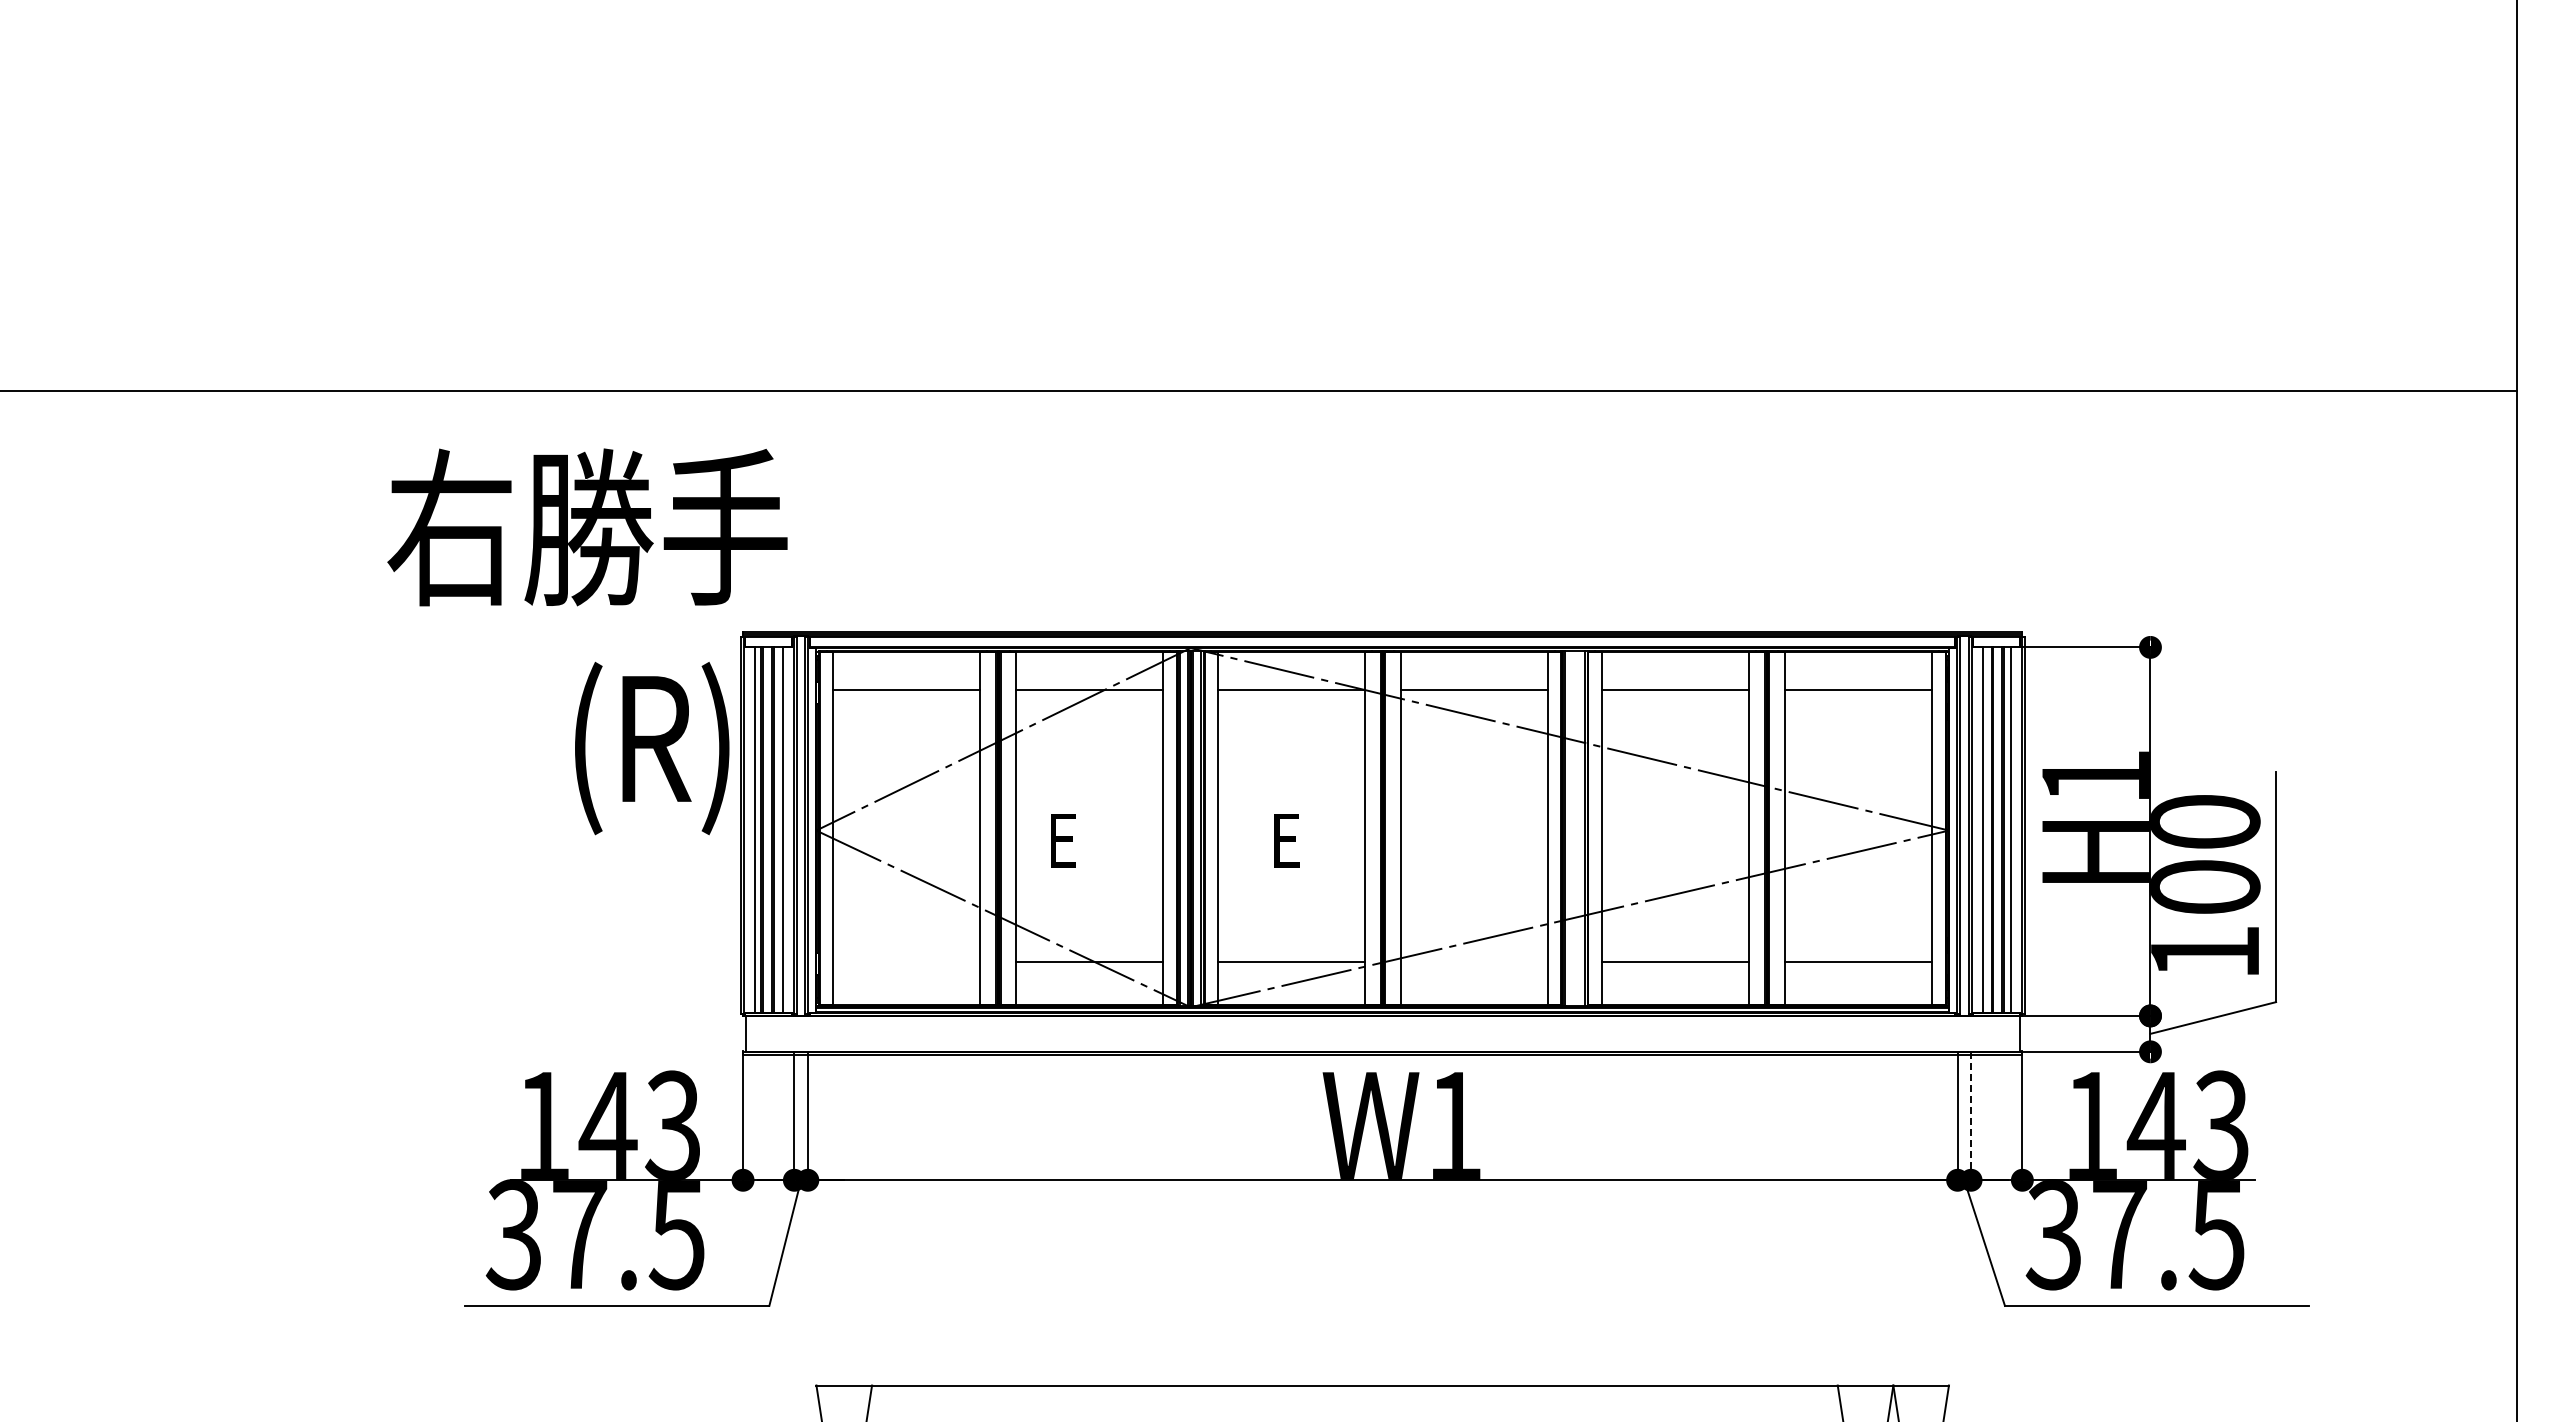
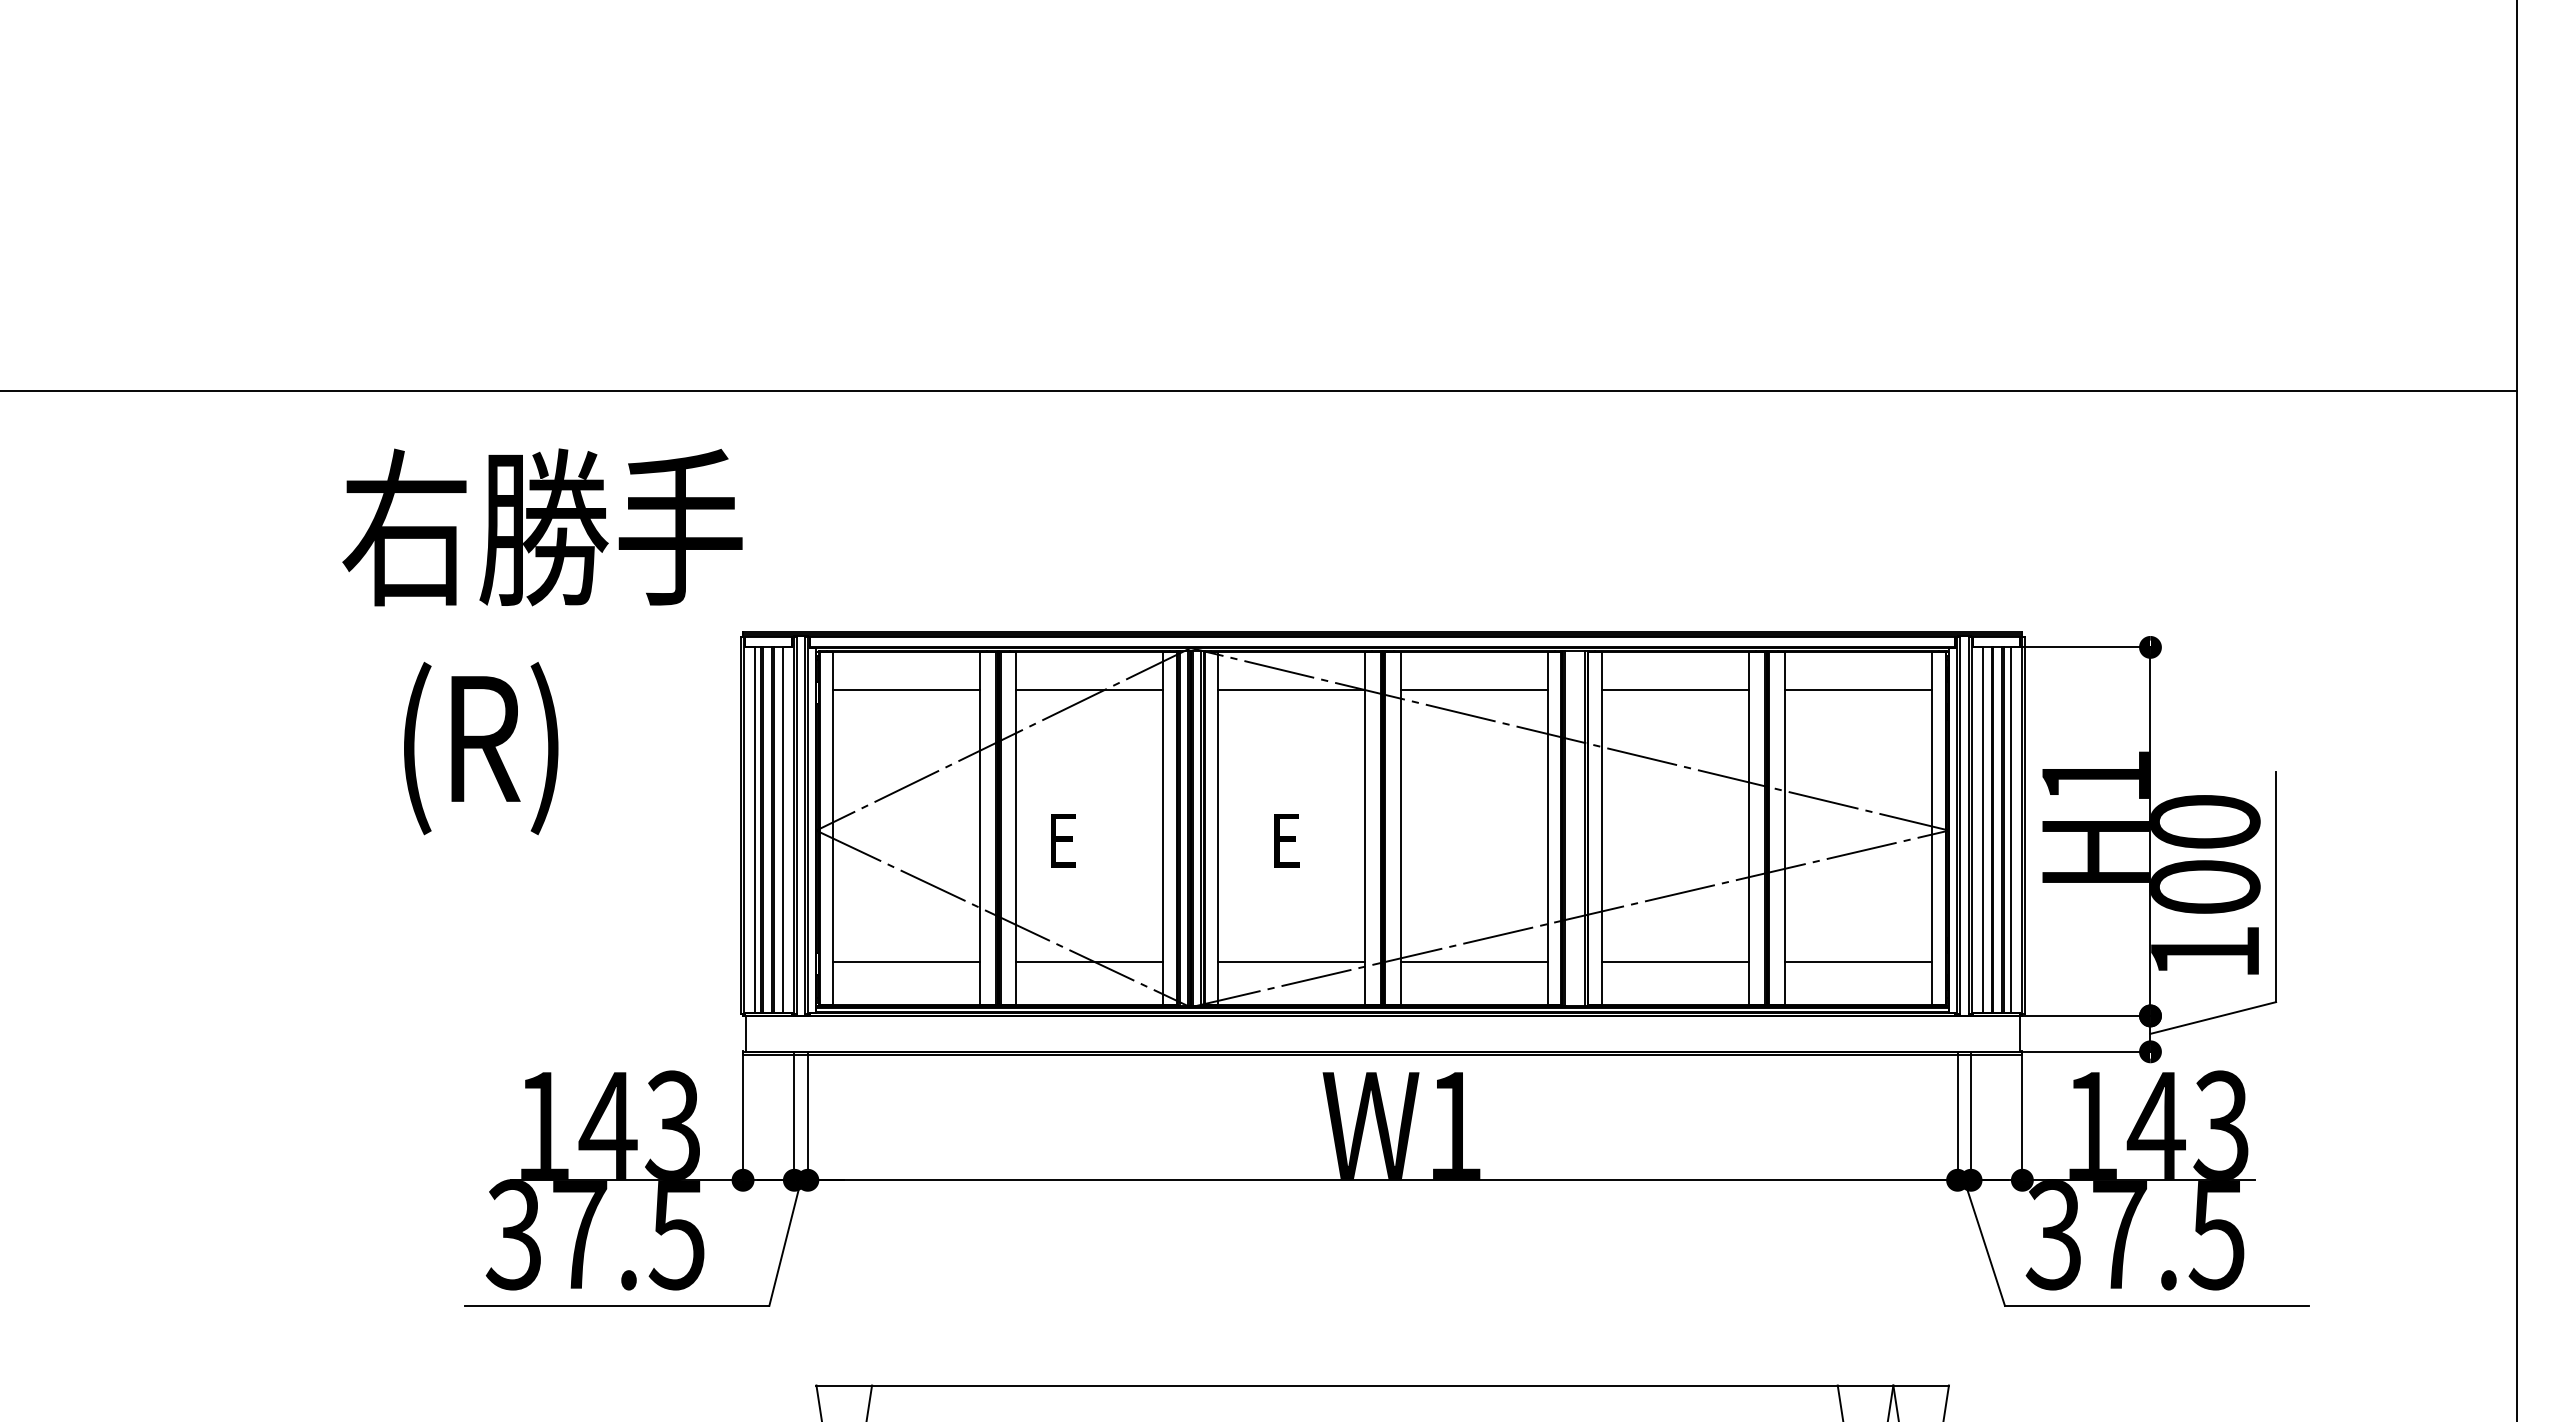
text position: (587, 527) -> (542, 527) (542, 527)
text position: (652, 748) -> (481, 748) (481, 748)
line: none -> present (906, 962)
line: none -> present (1474, 962)
line: dashed -> solid (1971, 1116)
